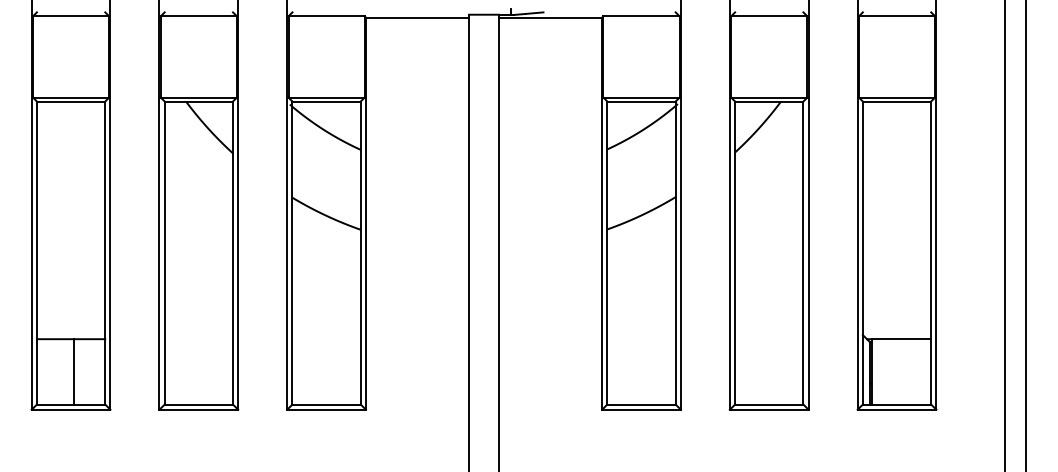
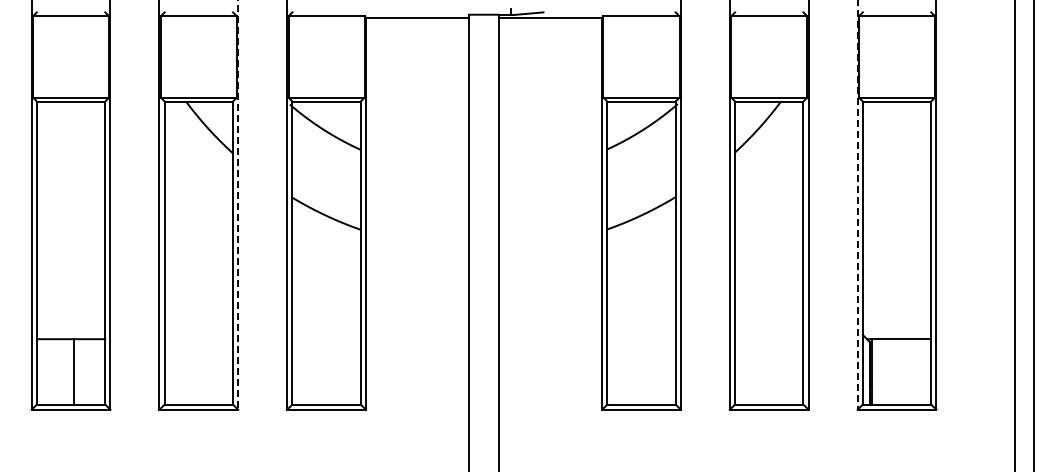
line: solid -> dashed (238, 205)
line: solid -> dashed (857, 205)
line position: (1005, 235) -> (1015, 235) (1015, 235)
line position: (1026, 235) -> (1034, 235) (1034, 235)
